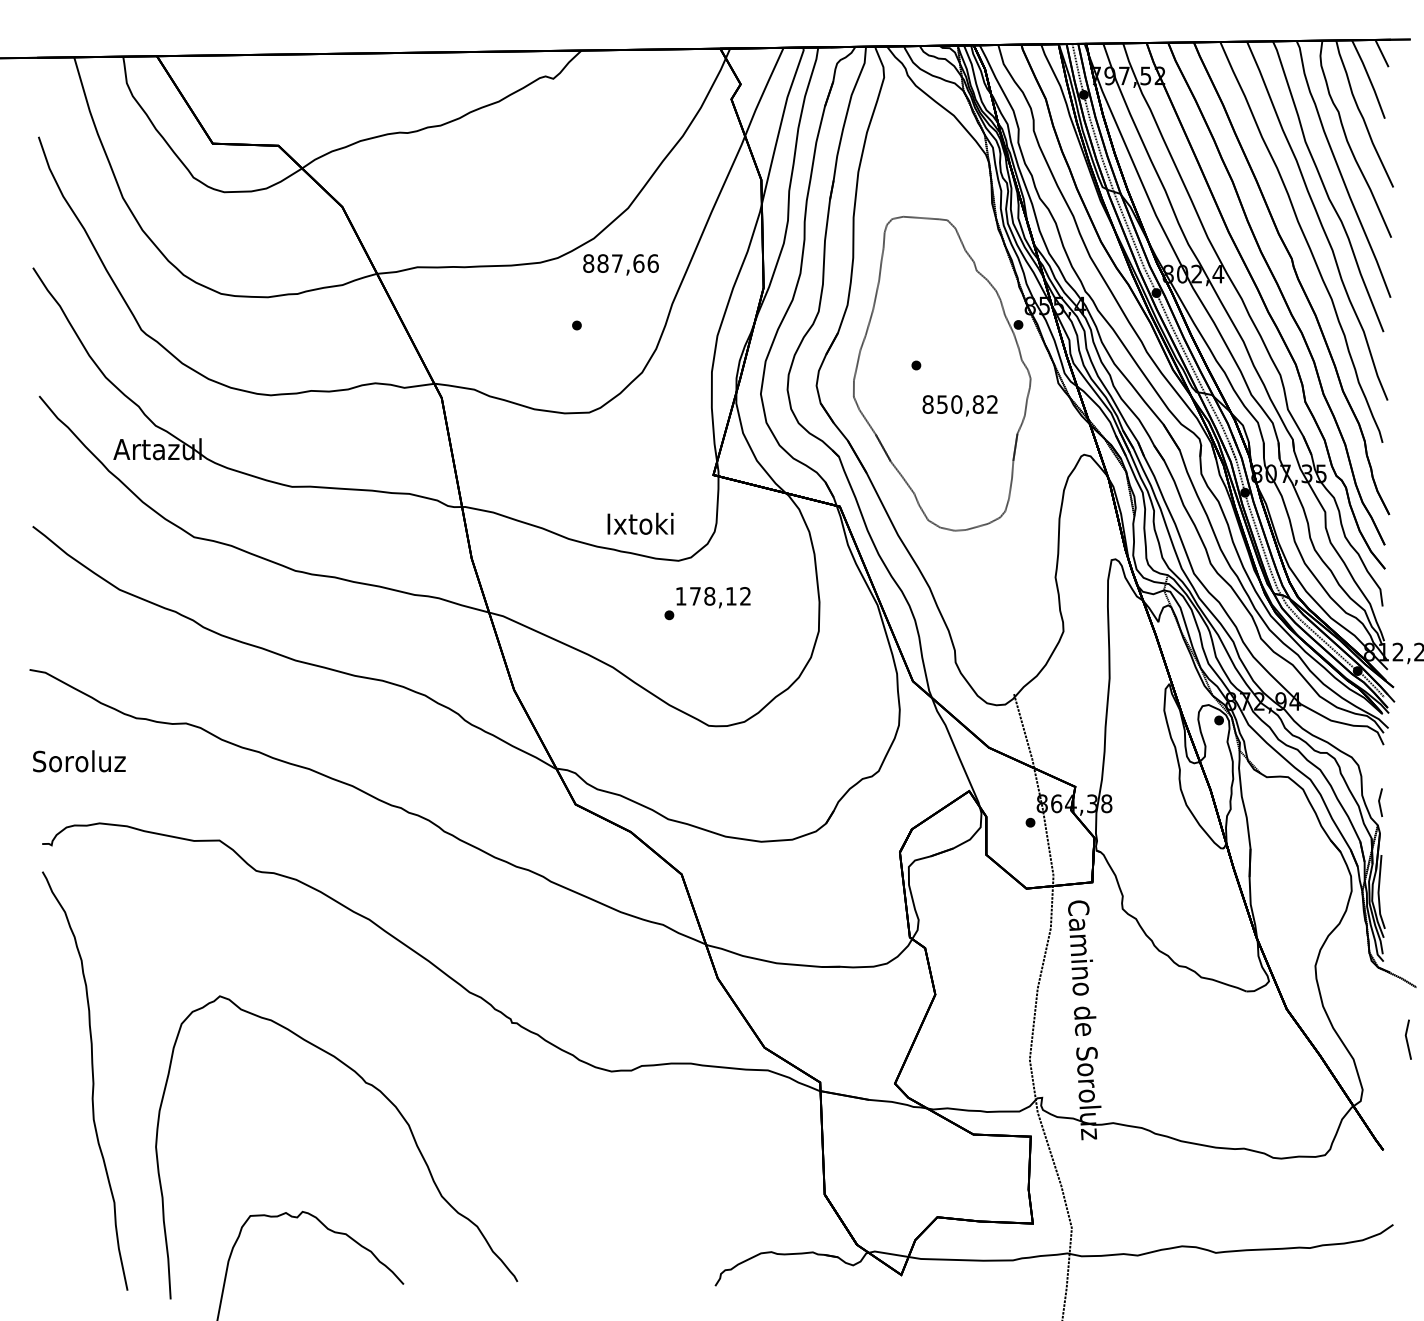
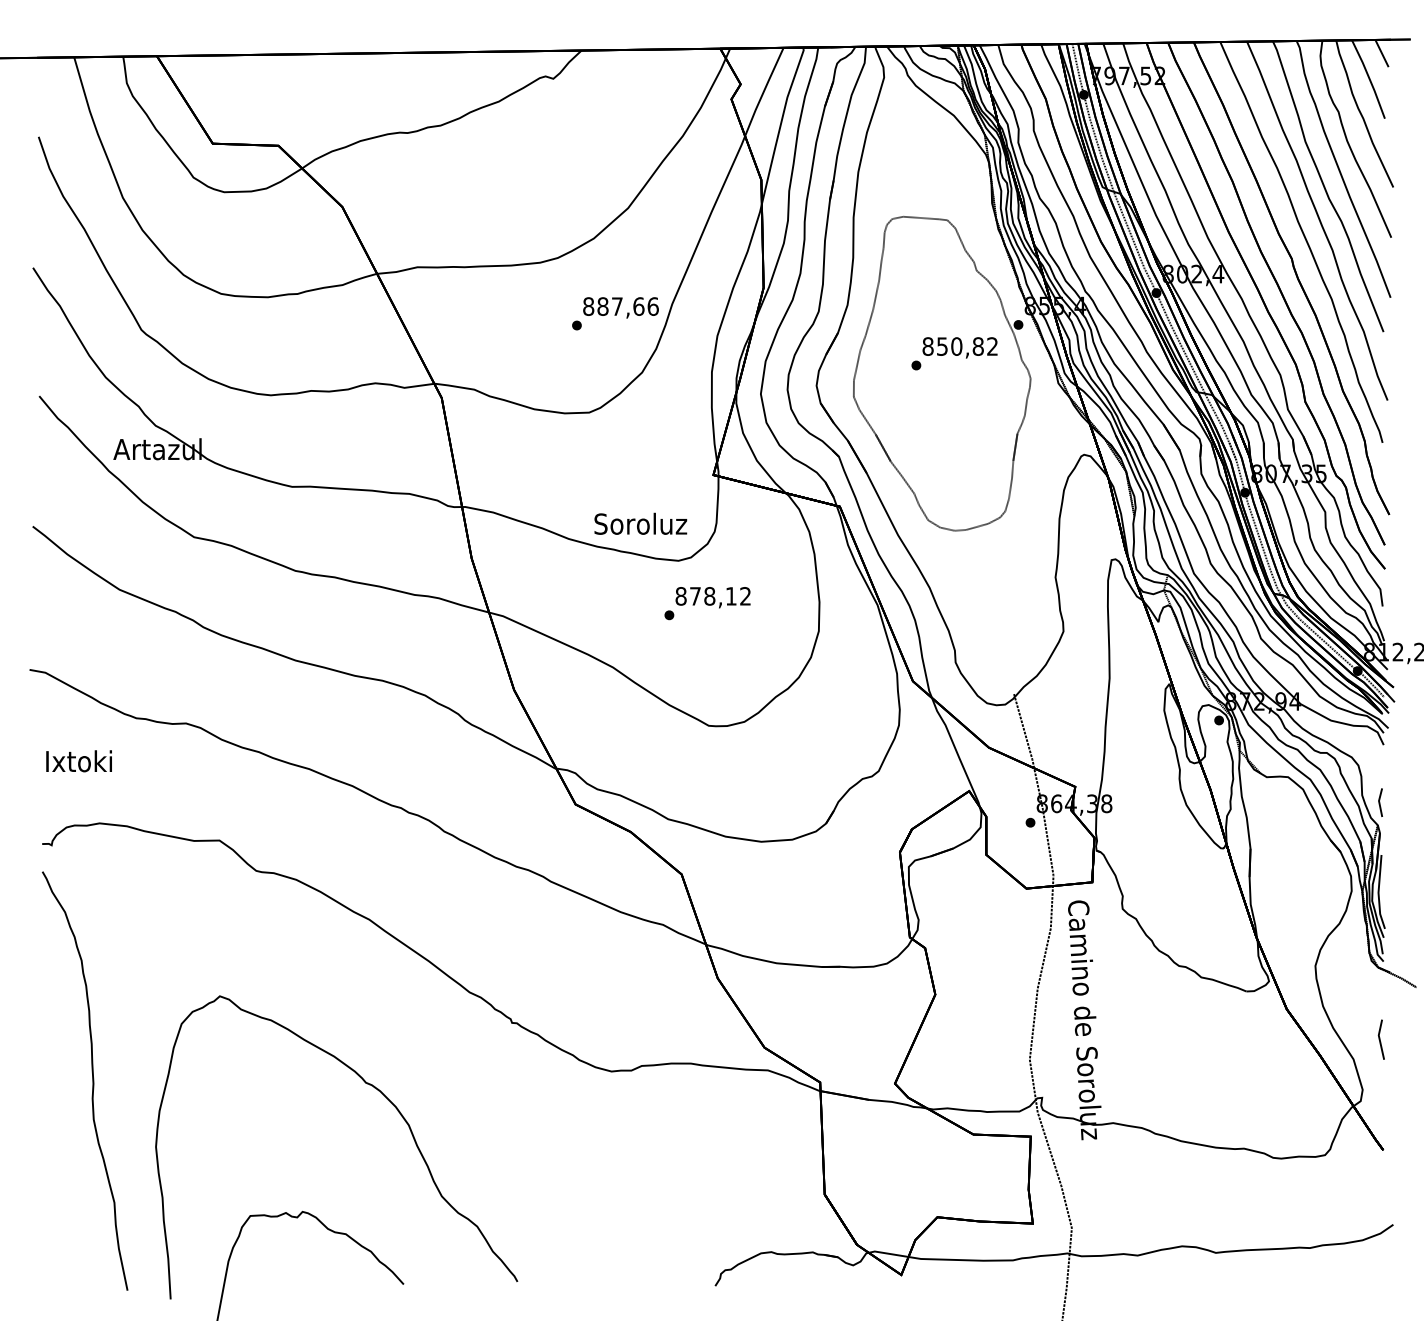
text position: (620, 264) -> (620, 307) (620, 307)
text position: (959, 405) -> (959, 347) (959, 347)
text: Ixtoki -> Soroluz (640, 523)
text: 178,12 -> 878,12 (680, 596)
text: Soroluz -> Ixtoki (79, 761)
line position: (1407, 1039) -> (1380, 1039) (1380, 1039)
